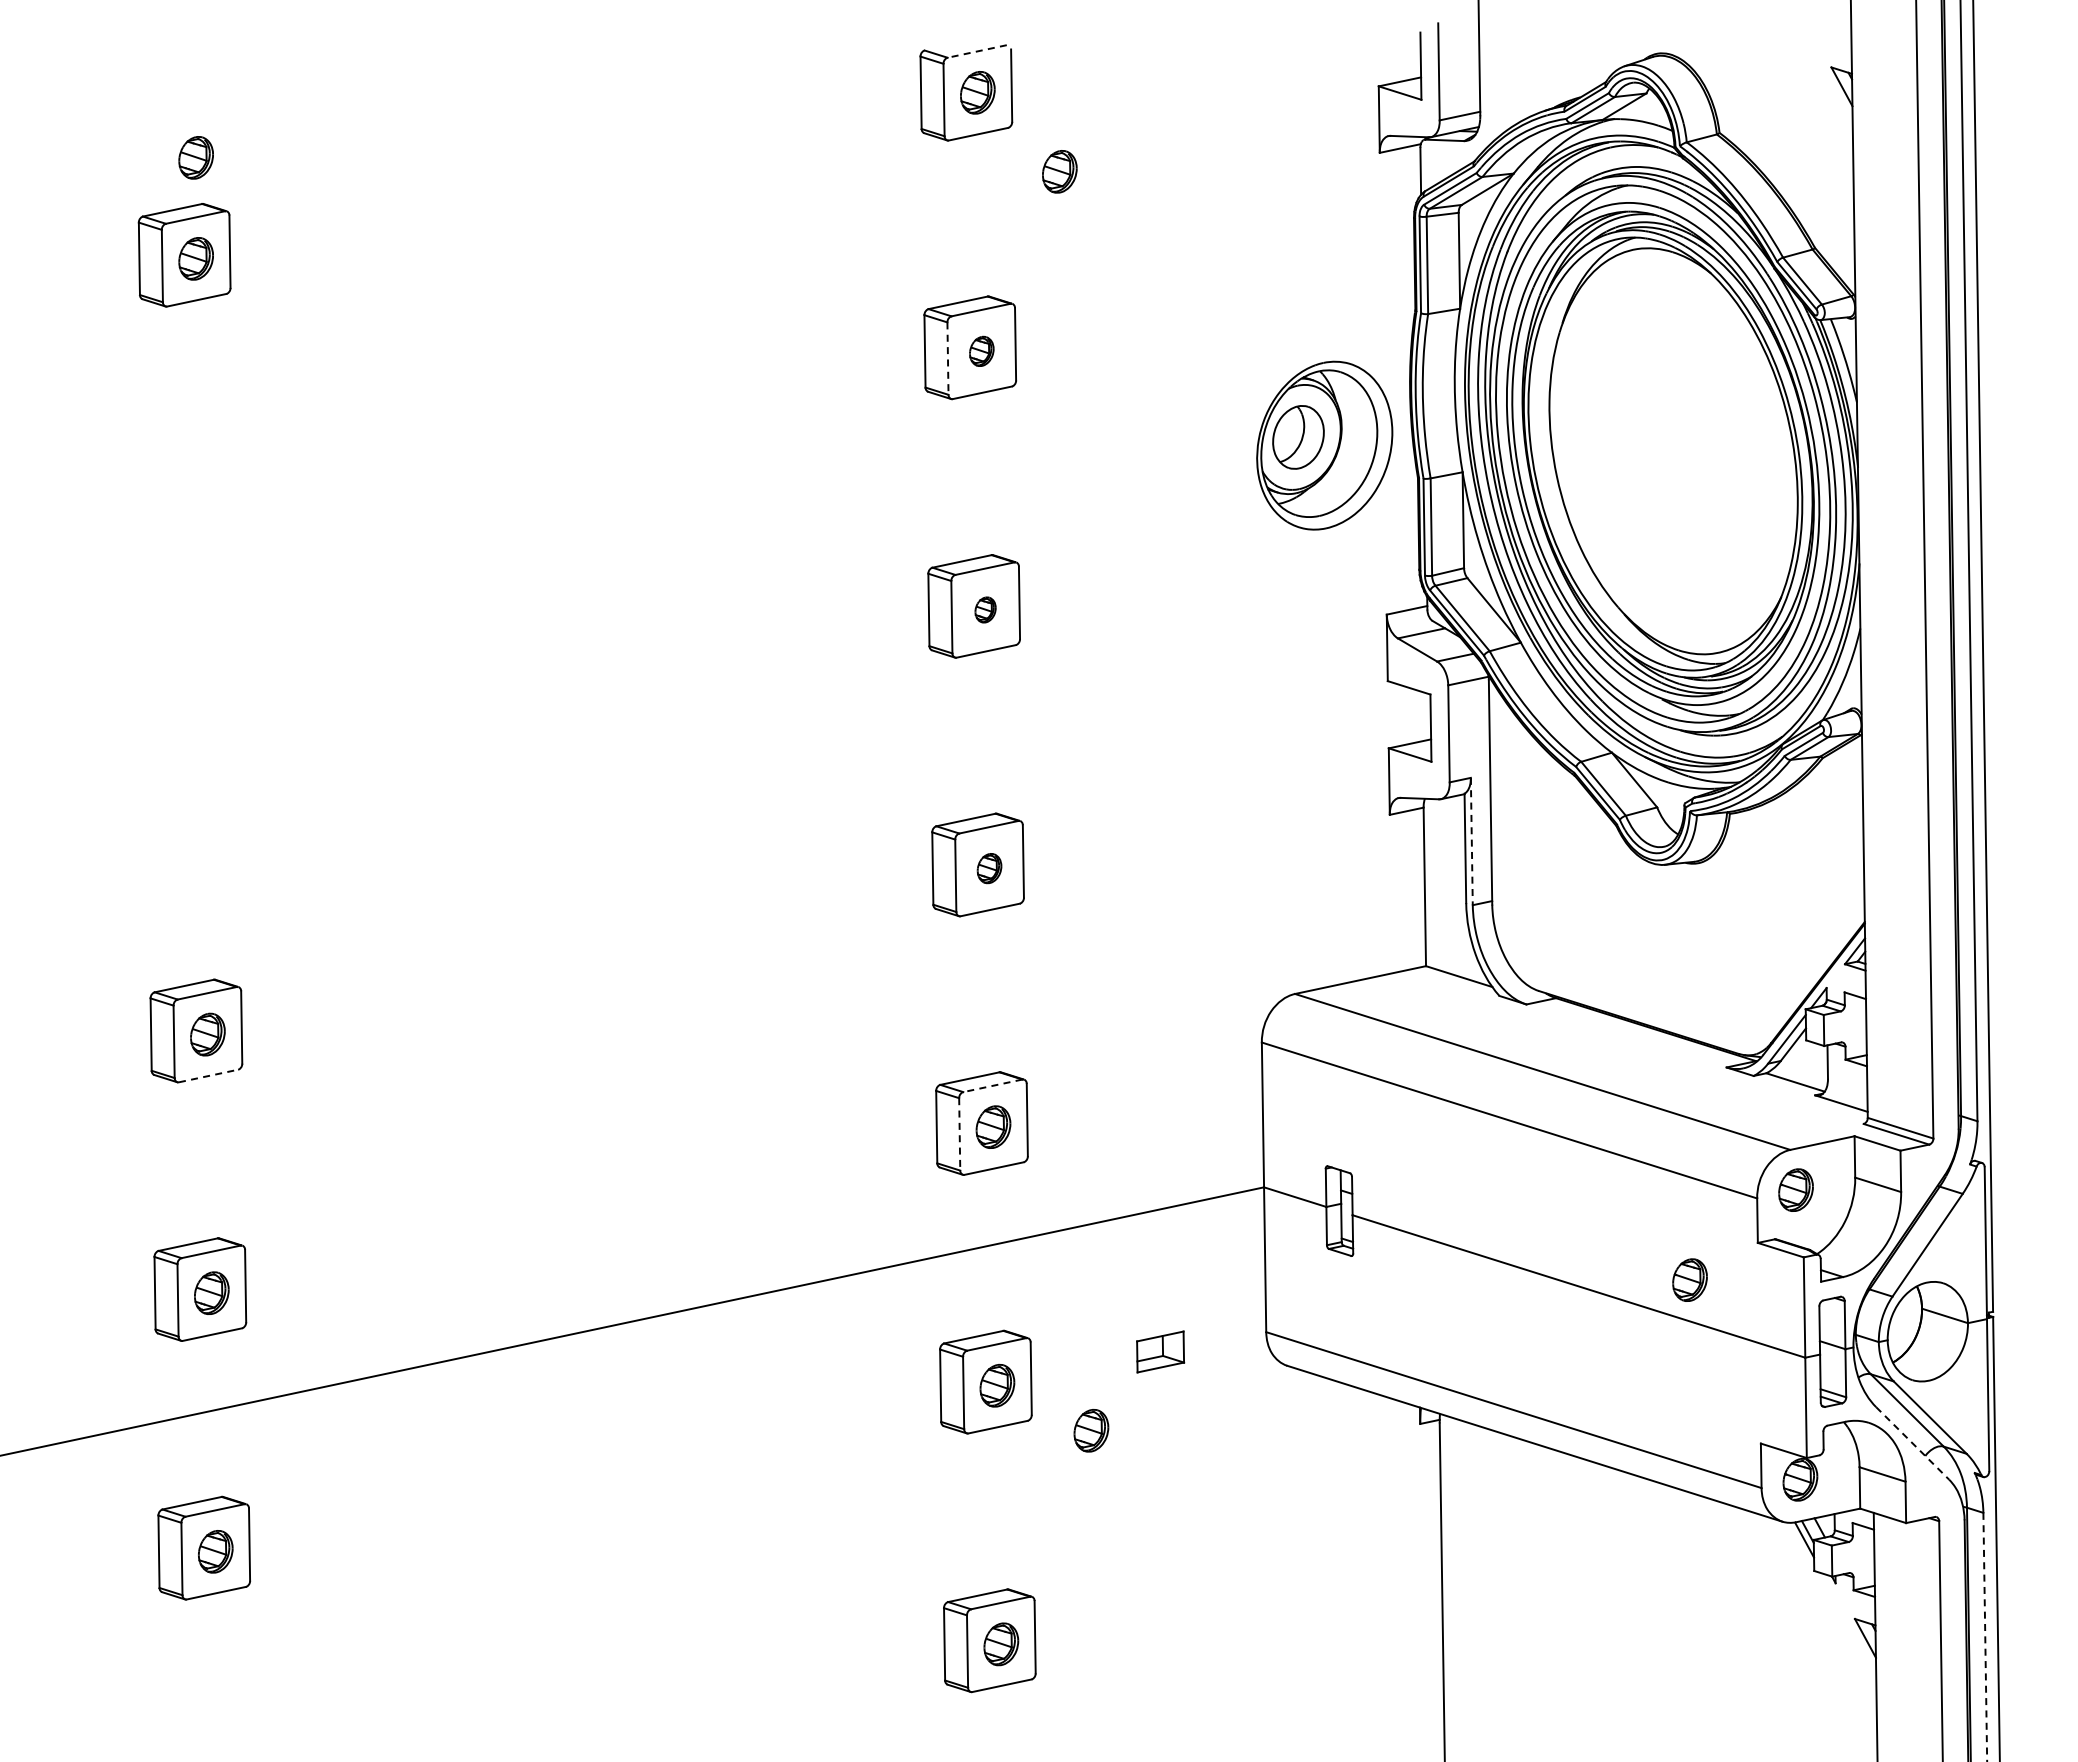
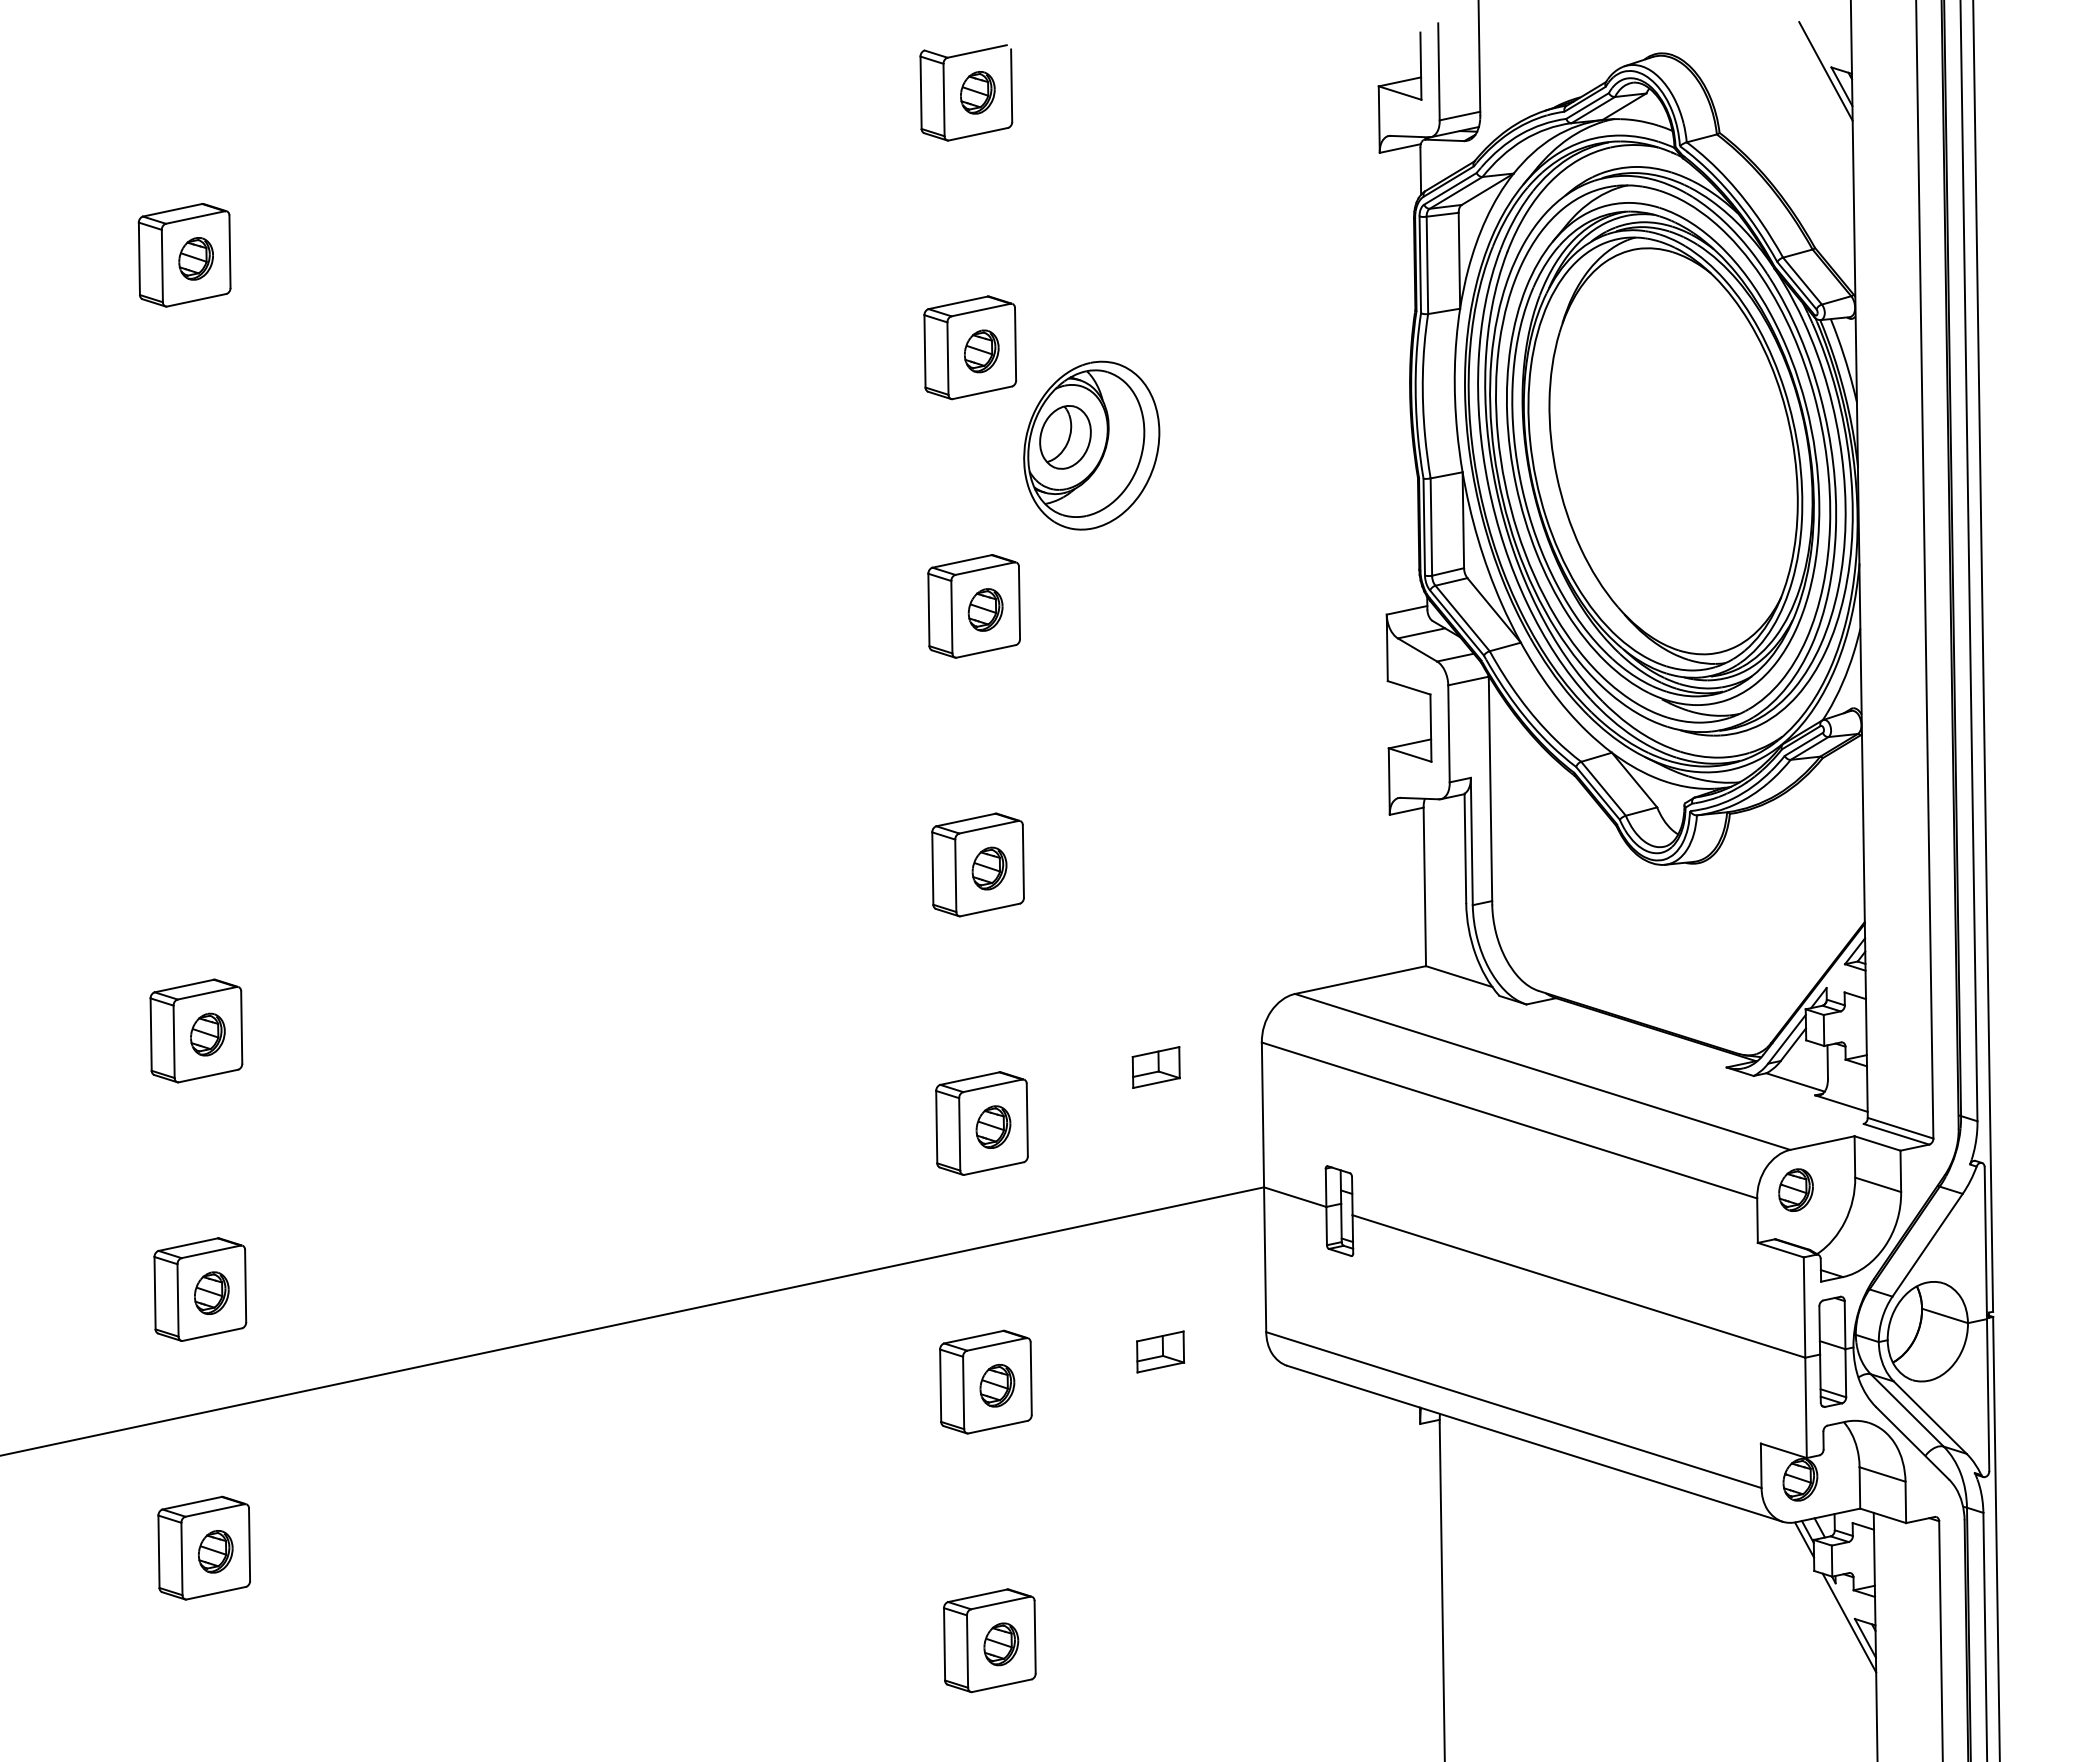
line: dashed -> solid (976, 51)
line: none -> present (1825, 71)
part: present -> none (195, 157)
part: present -> none (1059, 171)
part size: 26x32 px -> 36x45 px (981, 351)
line: dashed -> solid (947, 359)
part position: (1324, 445) -> (1091, 445) (1091, 445)
part size: 23x28 px -> 37x44 px (985, 609)
line: dashed -> solid (1471, 841)
part size: 27x32 px -> 37x45 px (989, 868)
part: none -> present (1155, 1067)
line: dashed -> solid (209, 1075)
line: dashed -> solid (992, 1085)
line: dashed -> solid (959, 1134)
part: present -> none (1689, 1279)
part: present -> none (1091, 1430)
line: dashed -> solid (1913, 1443)
line: none -> present (1849, 1622)
line: dashed -> solid (1985, 1637)
